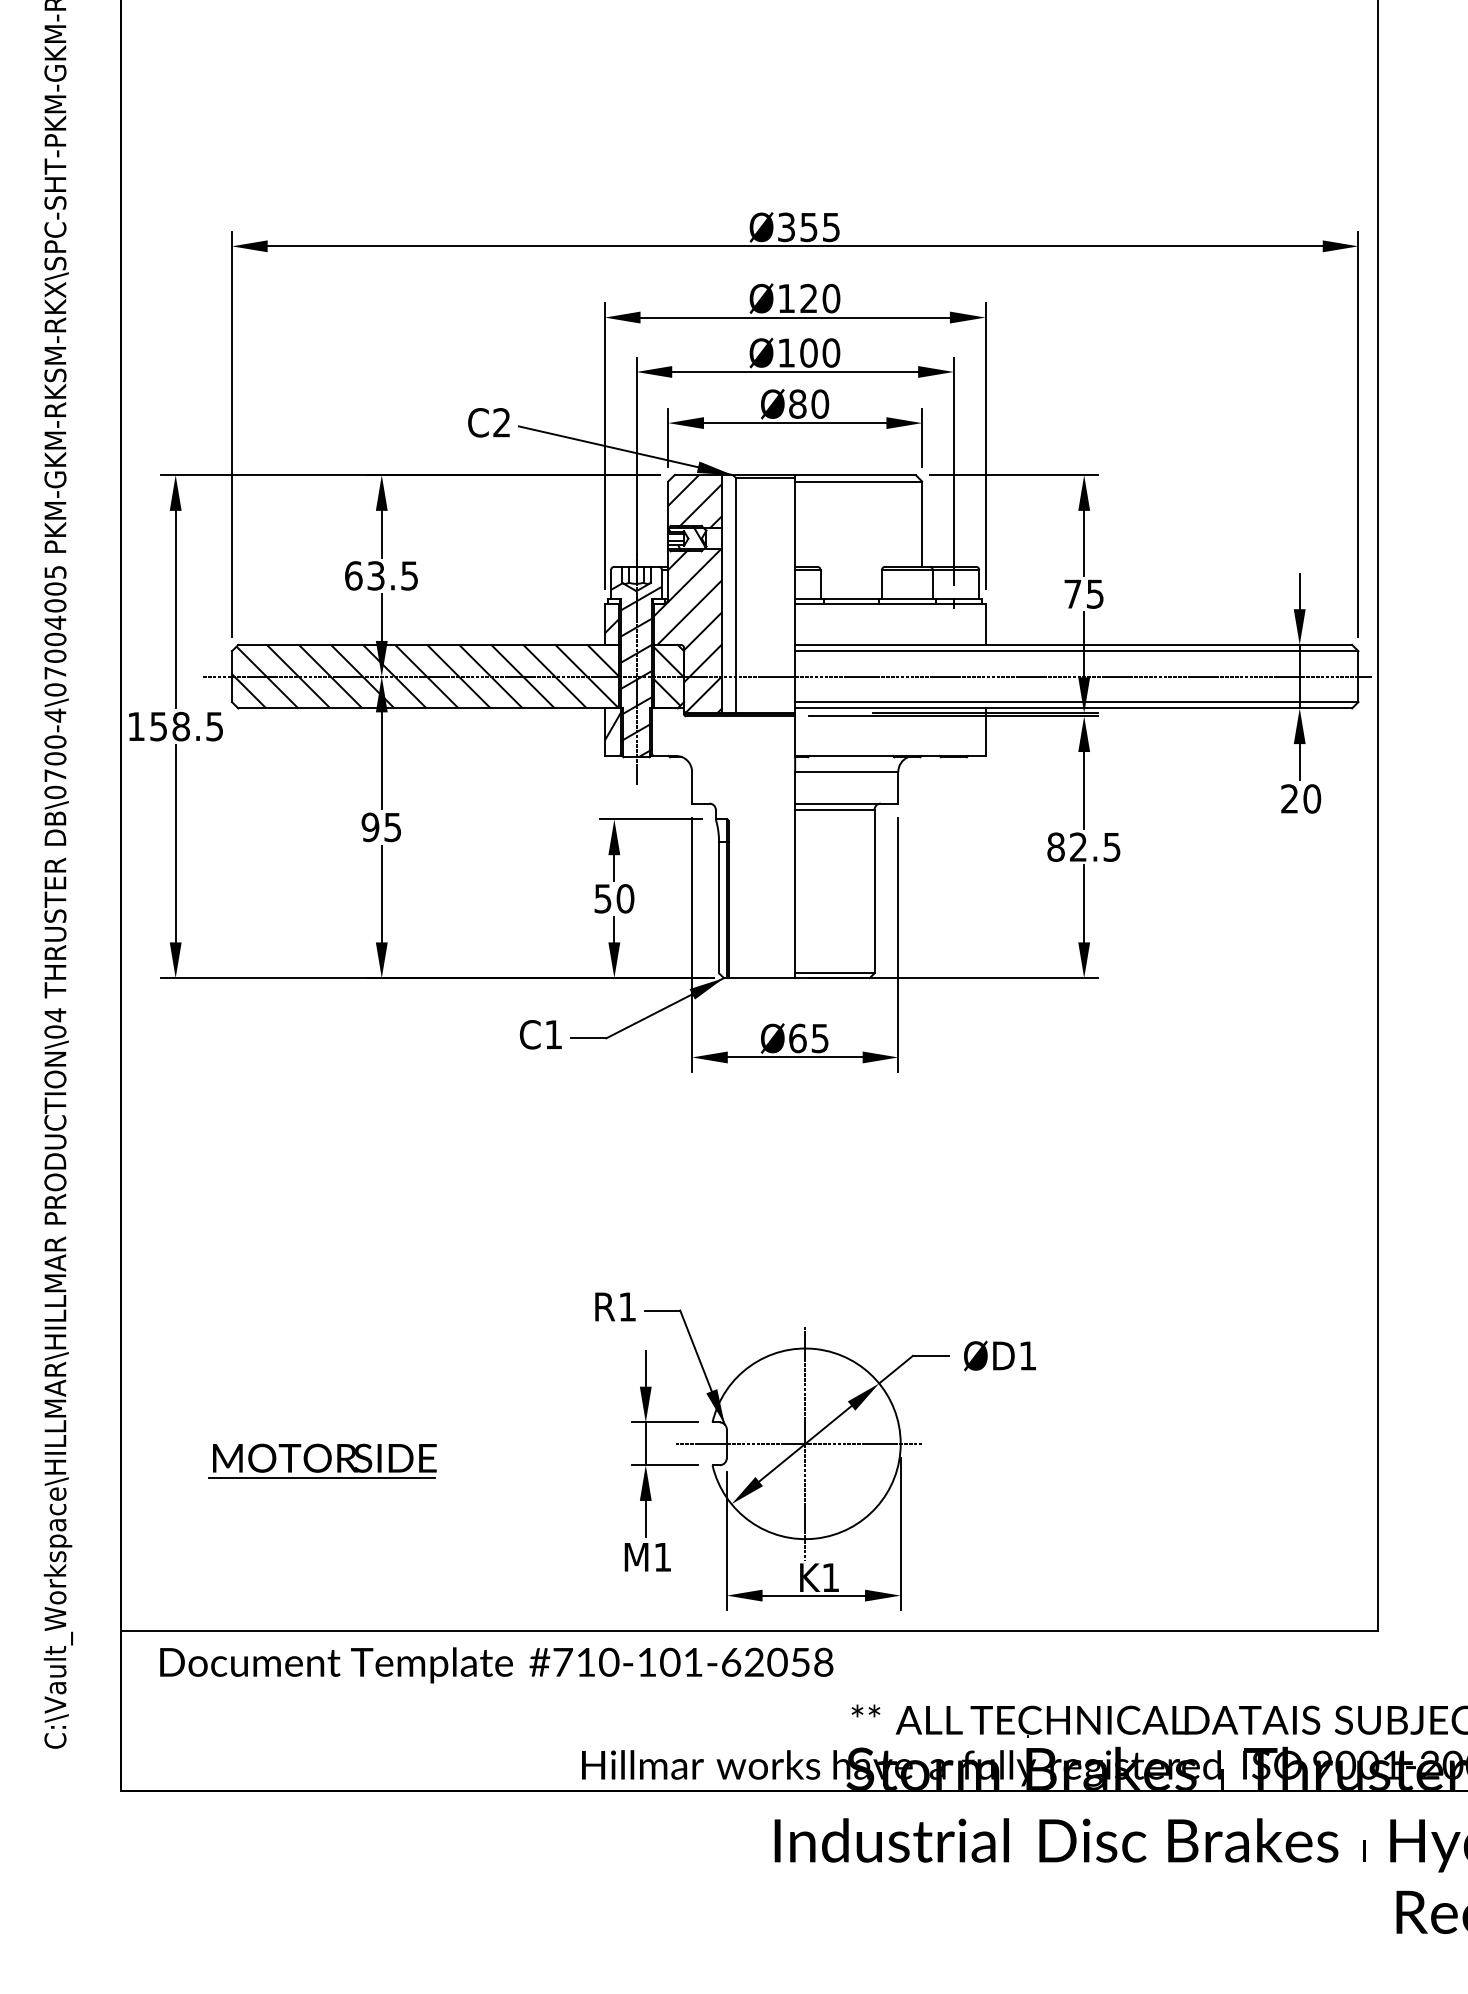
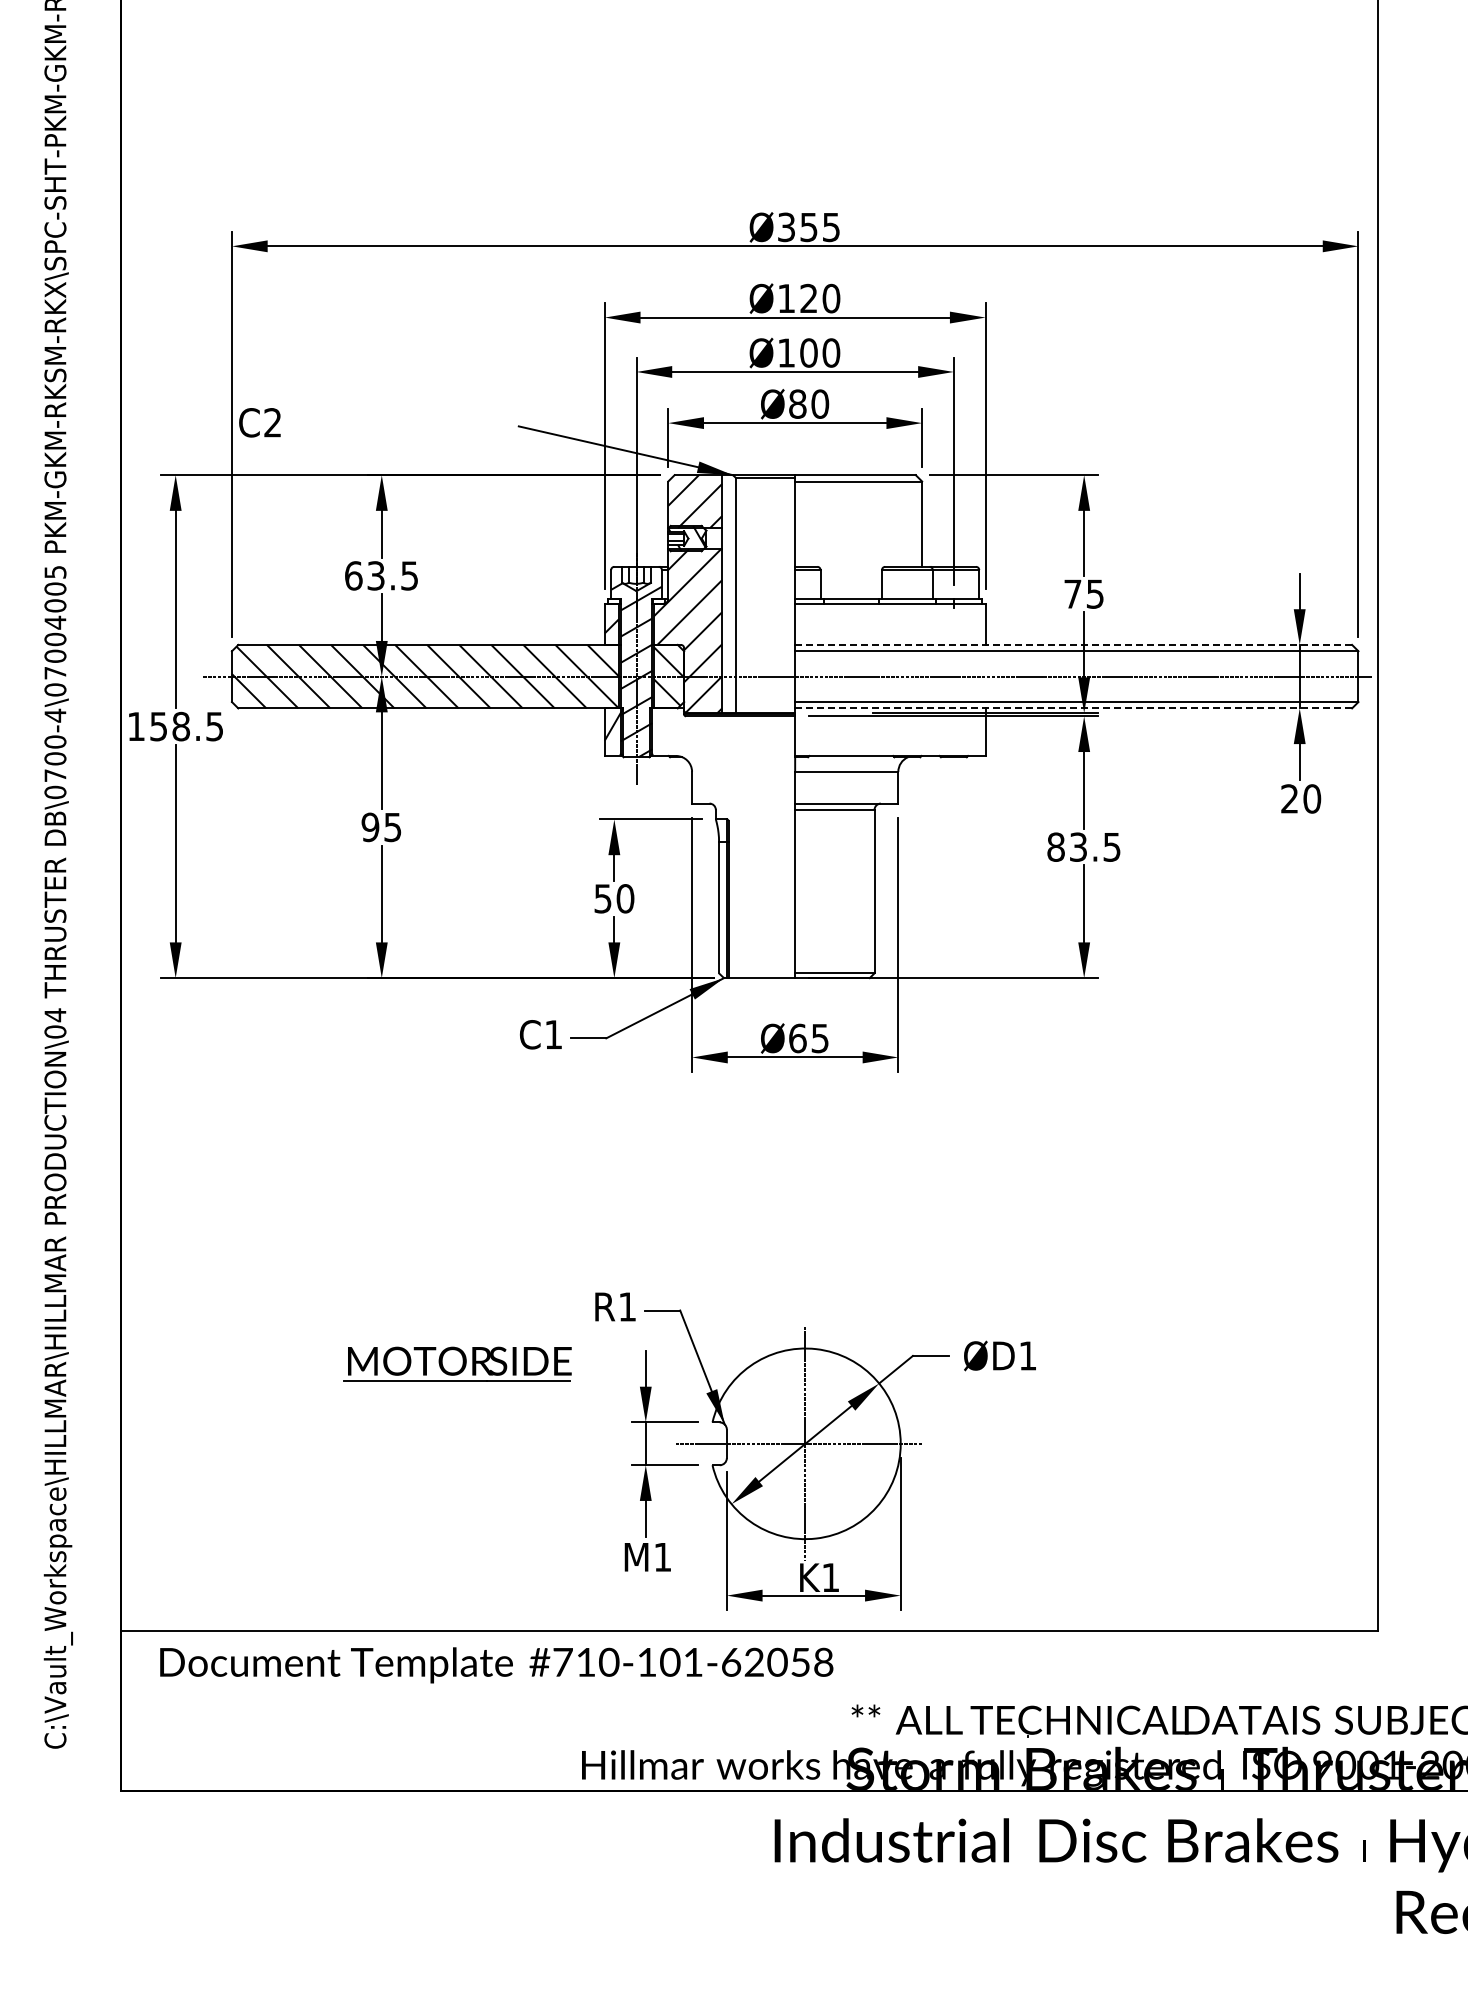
text position: (488, 422) -> (259, 422) (259, 422)
line: solid -> dashed (1074, 644)
line: solid -> dashed (1073, 708)
text: 82.5 -> 83.5 (1078, 846)
part position: (322, 1460) -> (457, 1363) (457, 1363)
